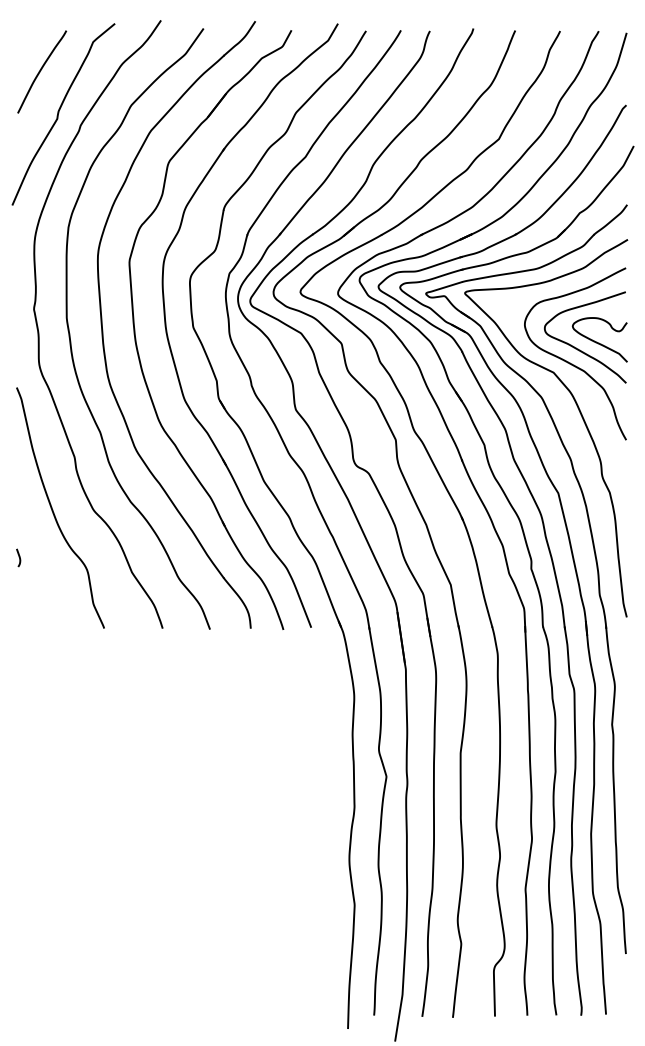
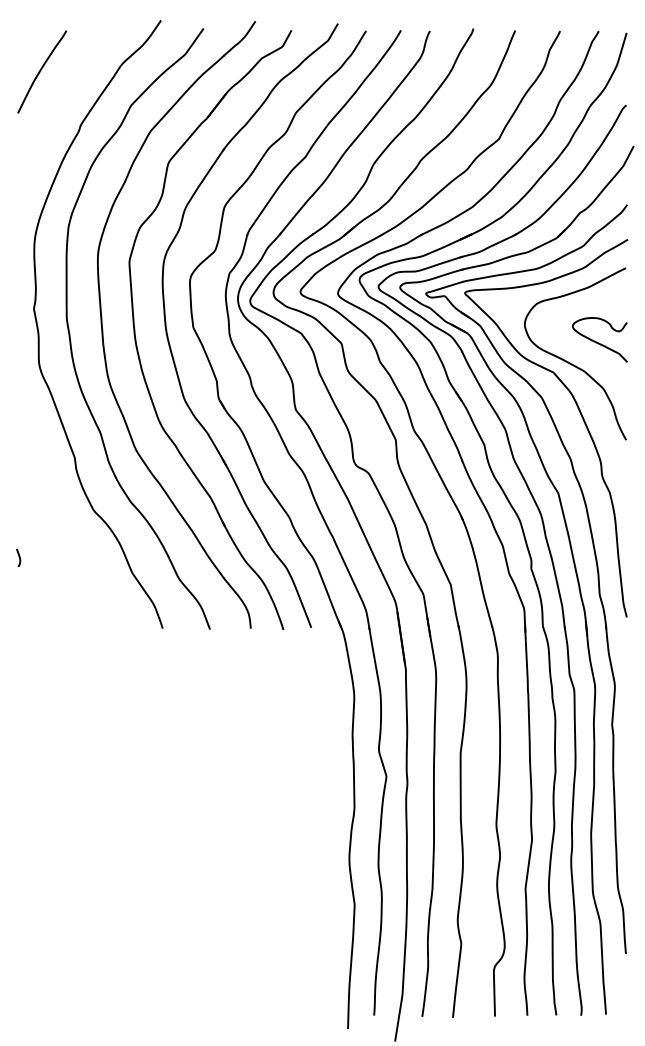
curve: present -> none (59, 113)
curve: present -> none (578, 348)
curve: present -> none (53, 509)
